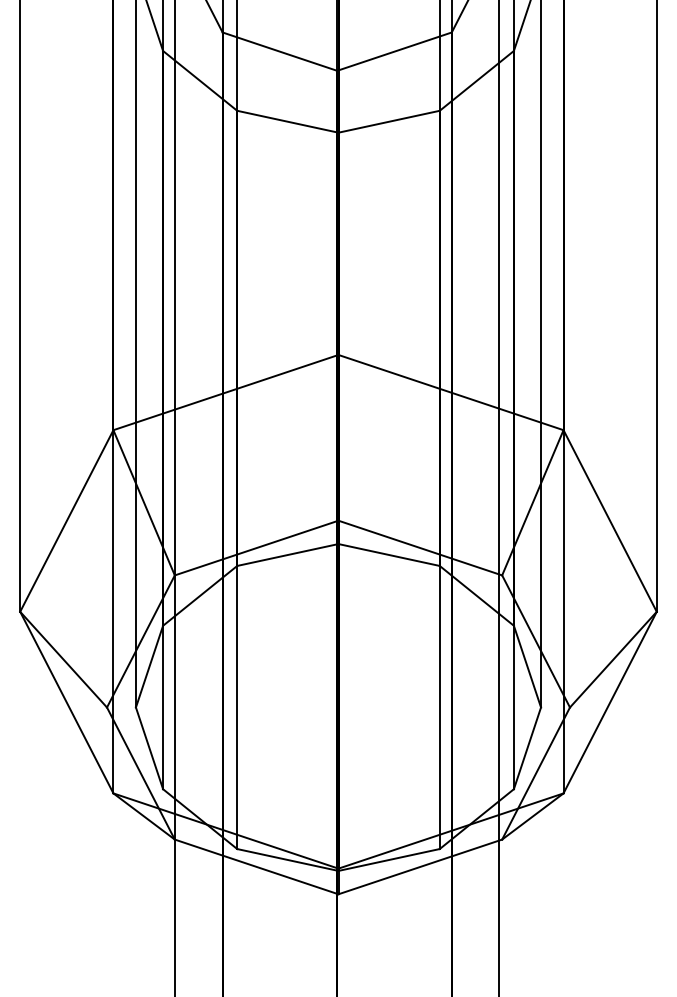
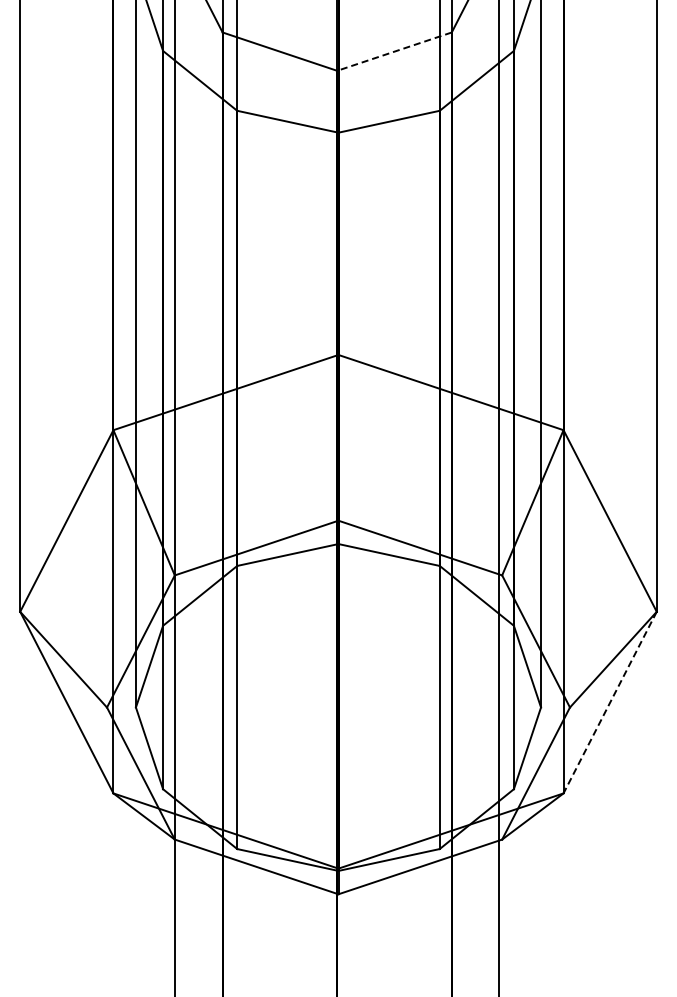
line: solid -> dashed (394, 51)
line: solid -> dashed (609, 703)
